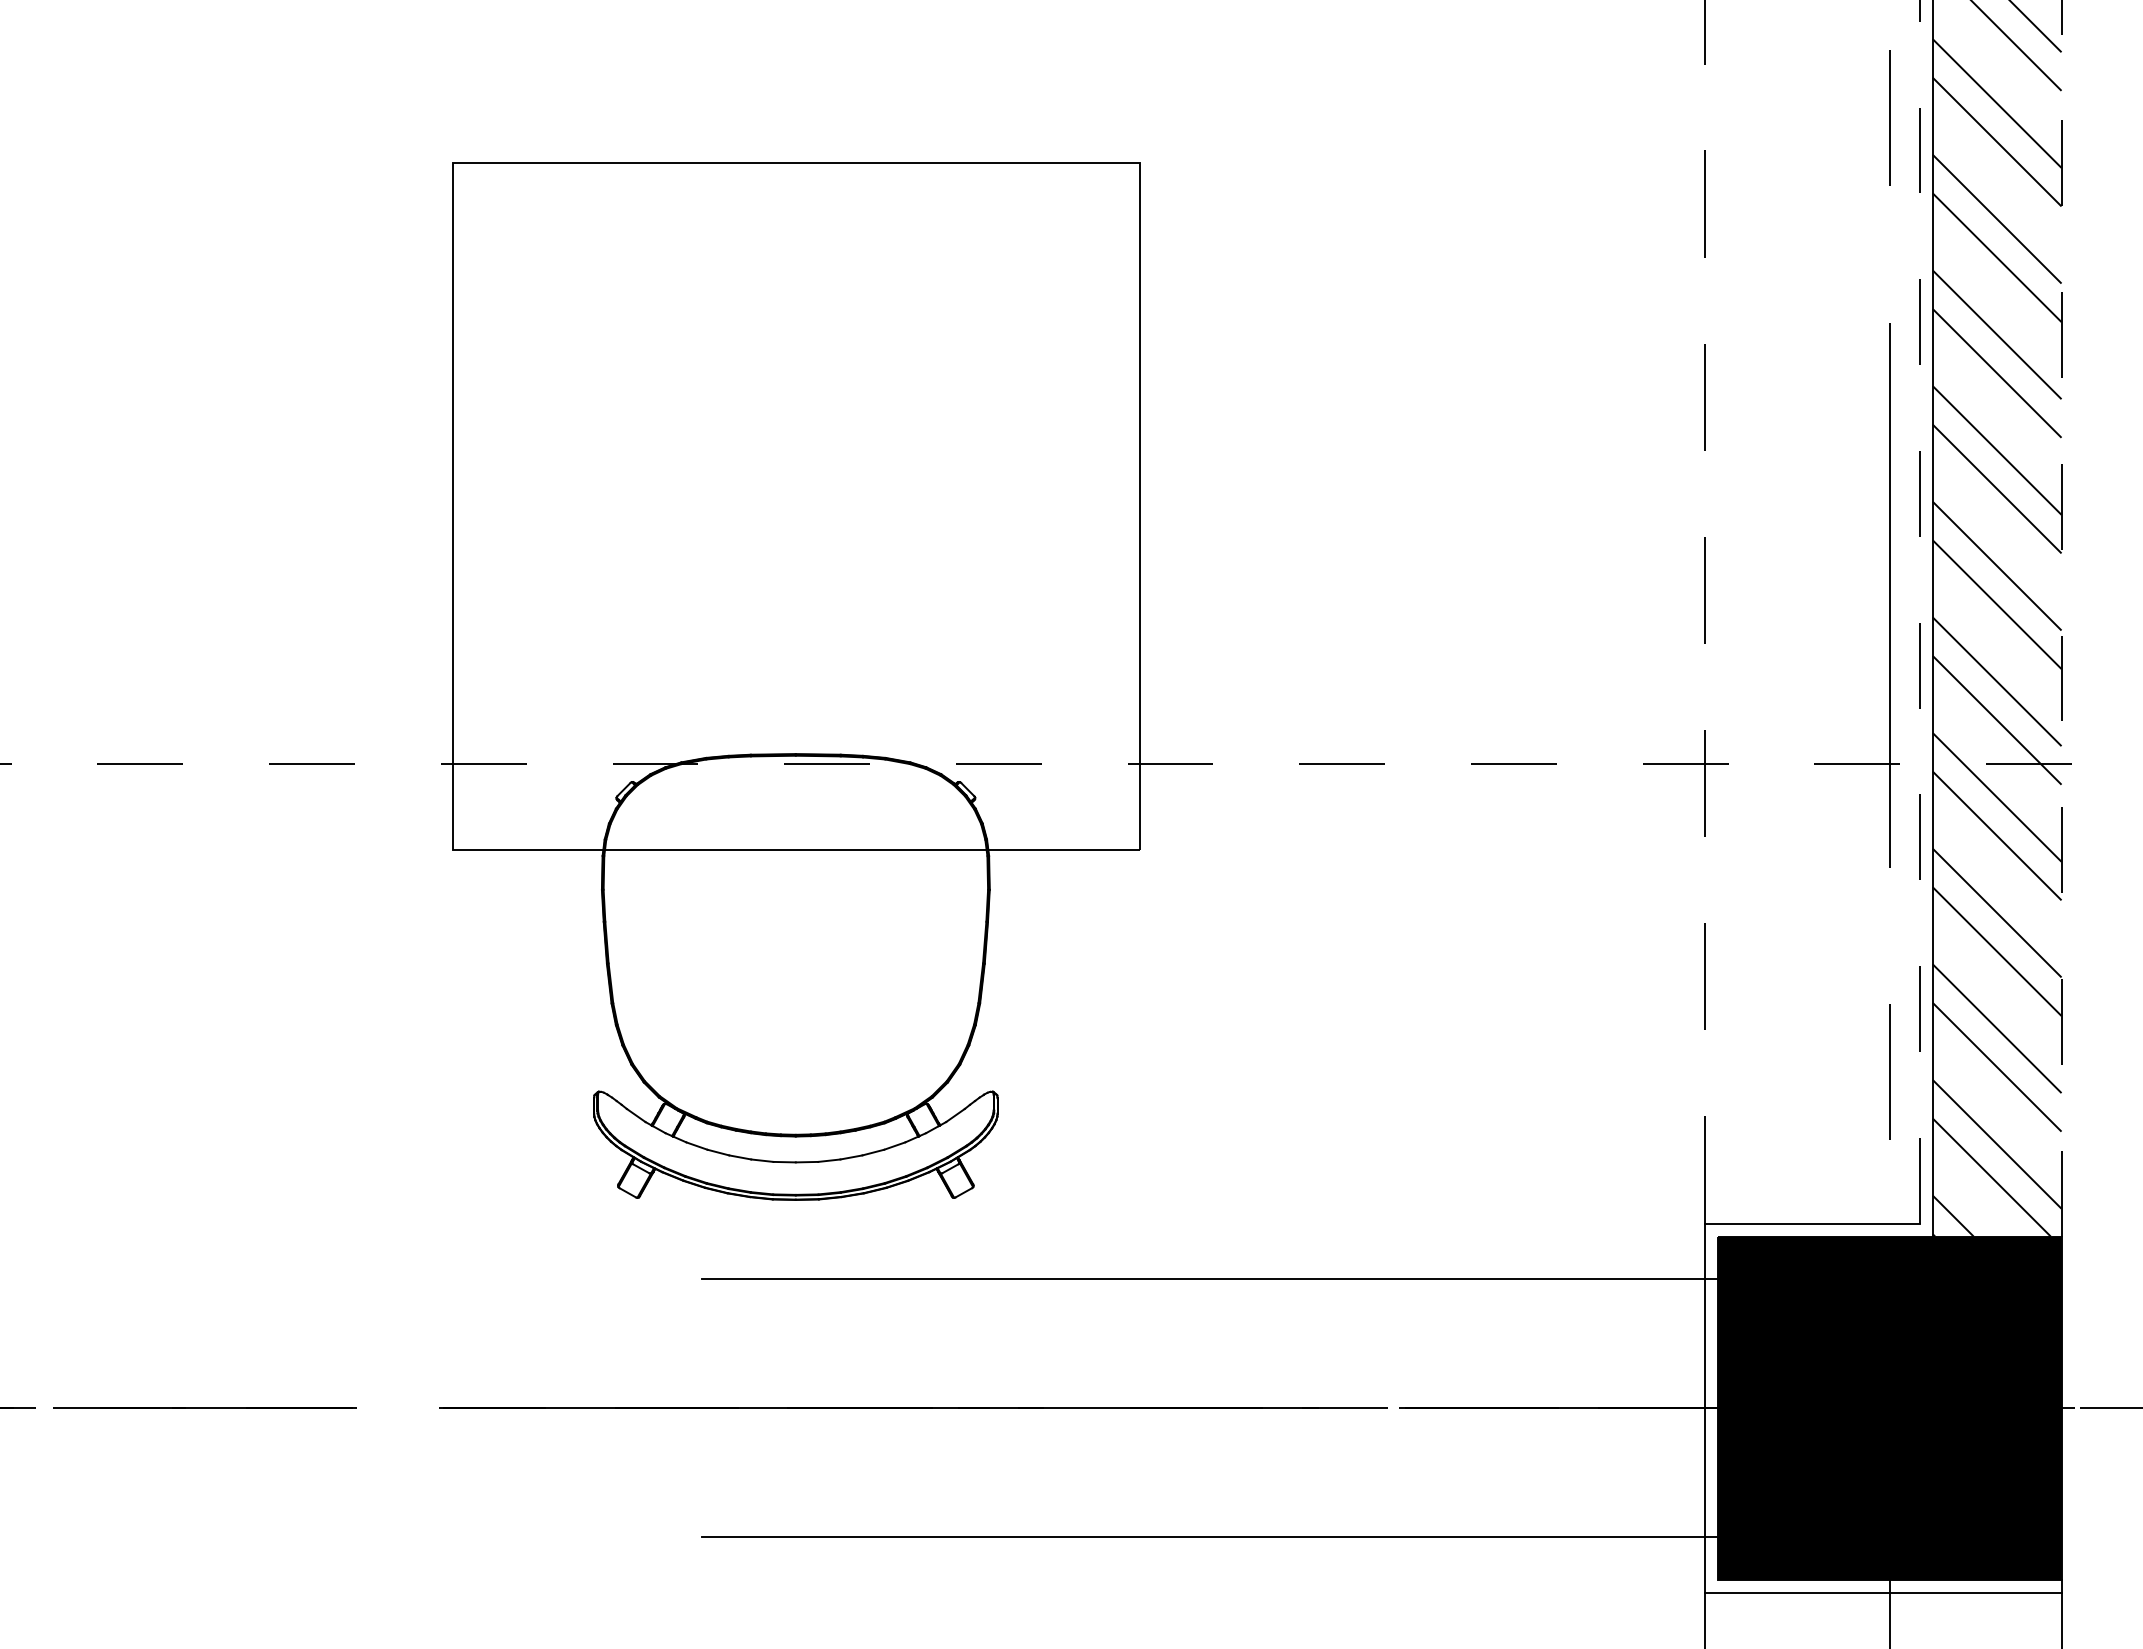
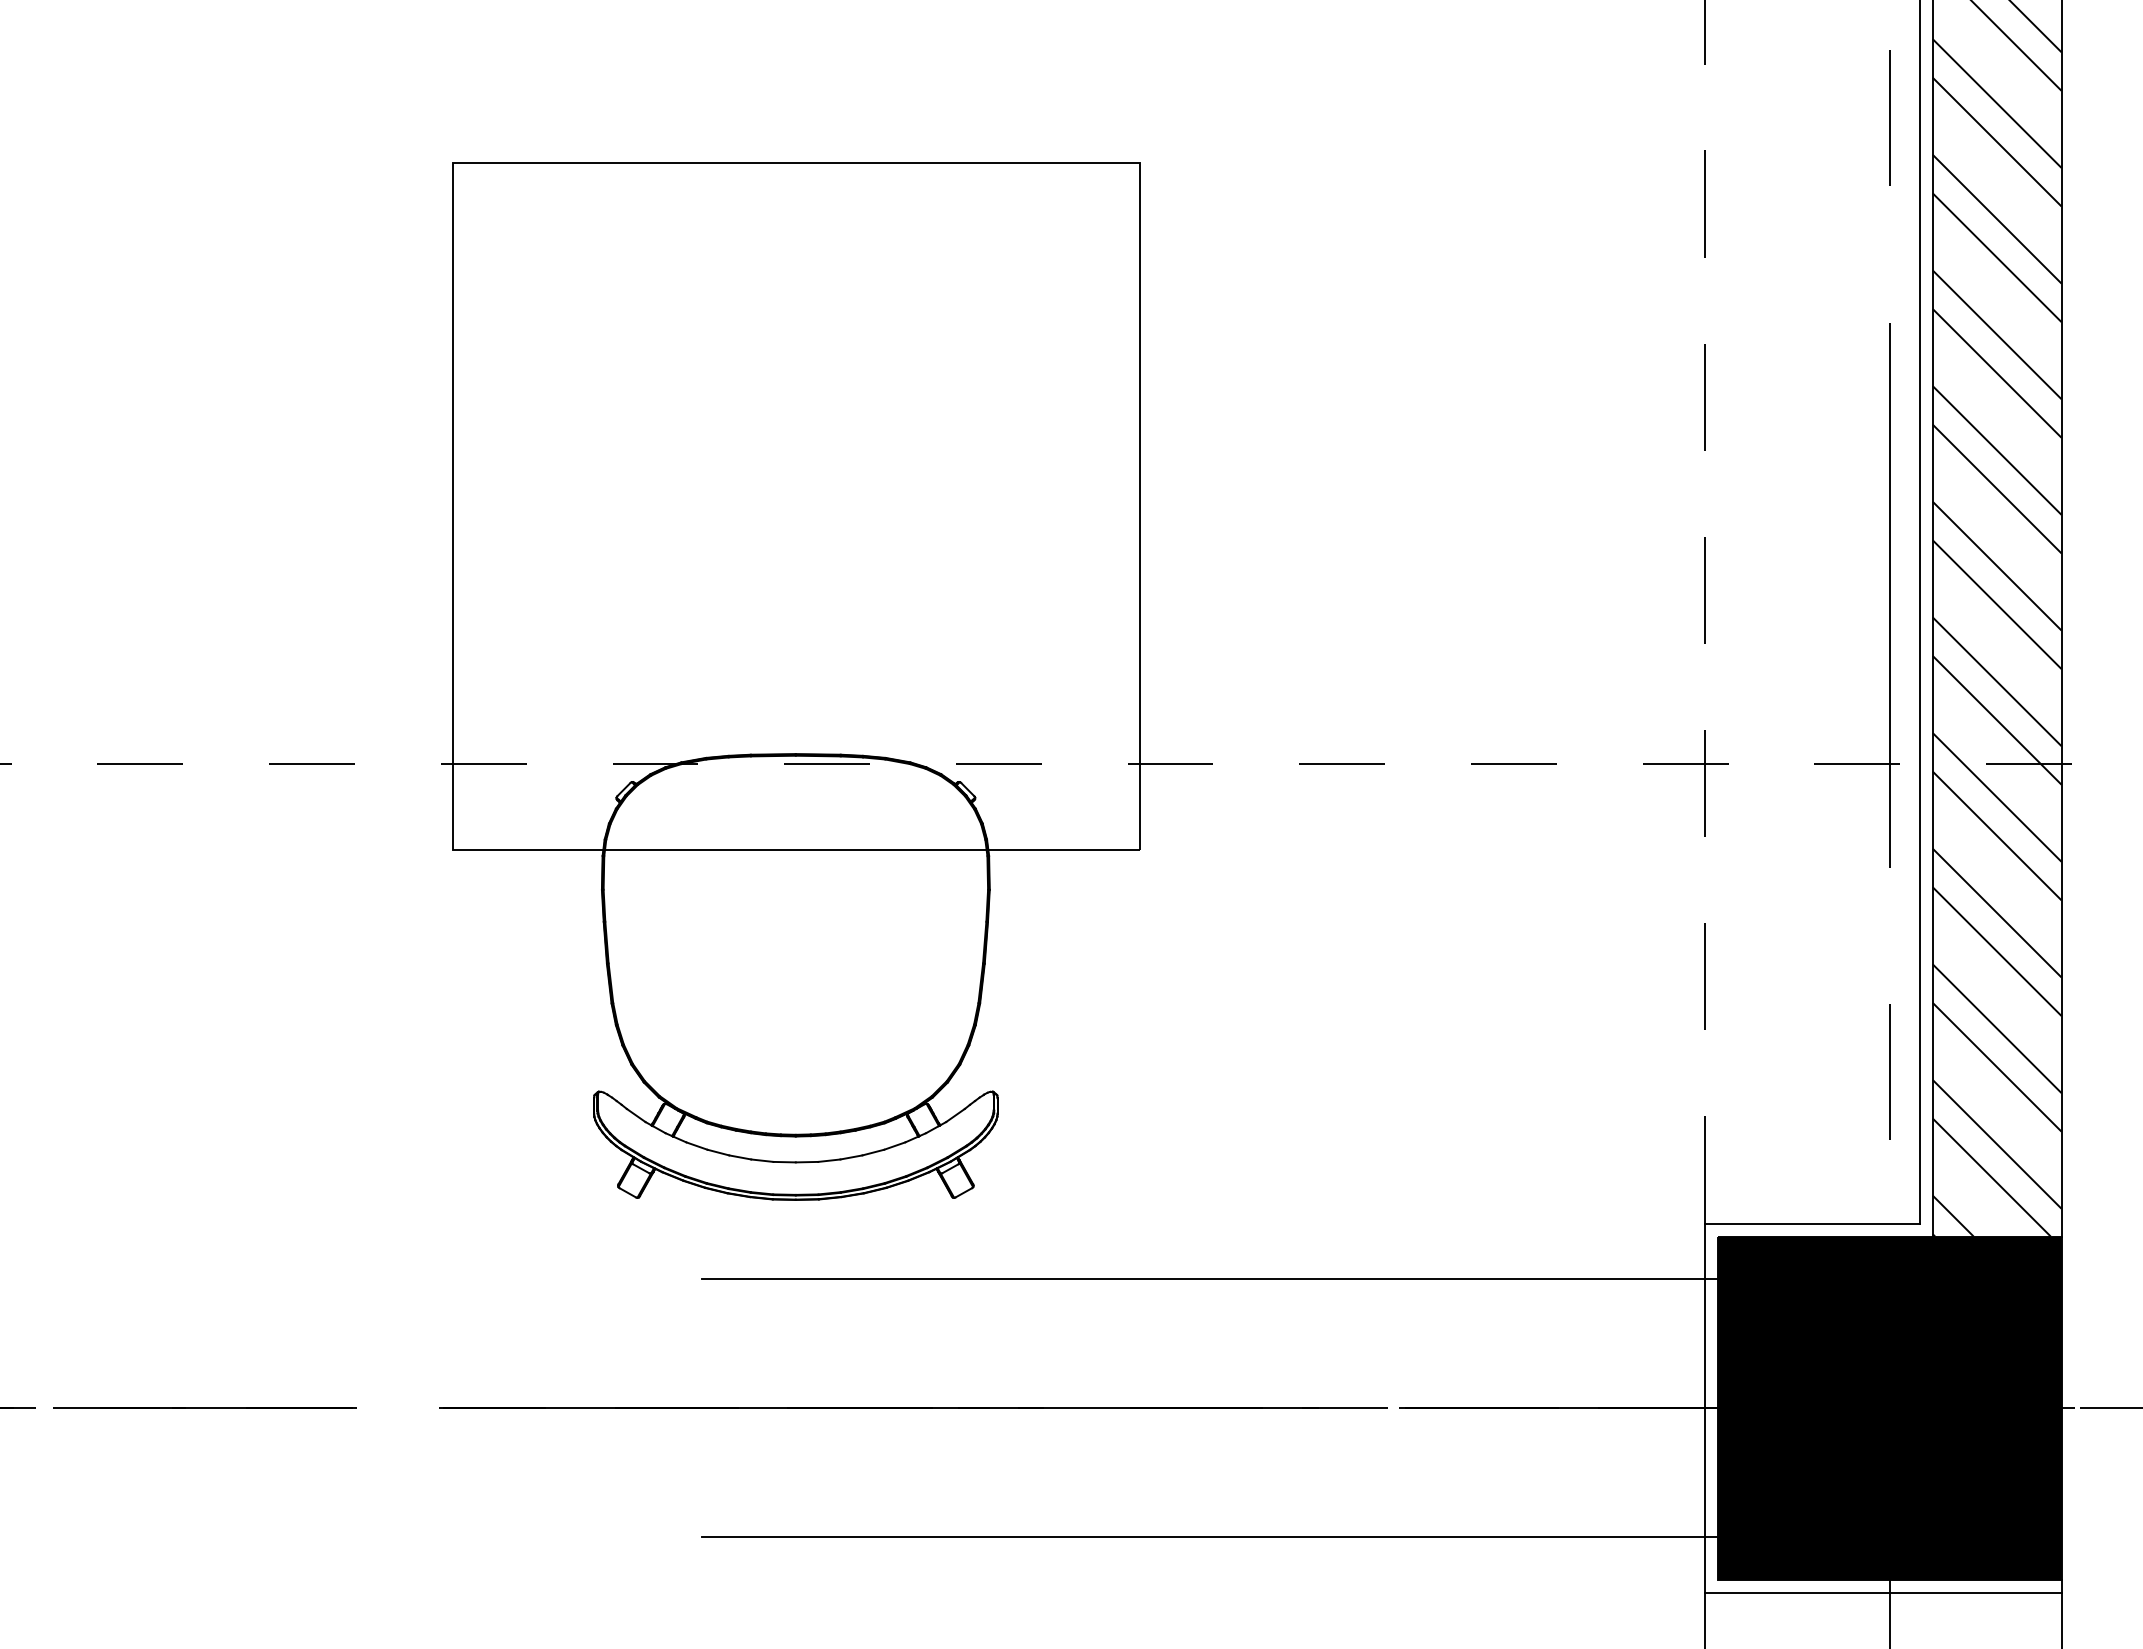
line: dashed -> solid (1919, 611)
line: dashed -> solid (2061, 618)
